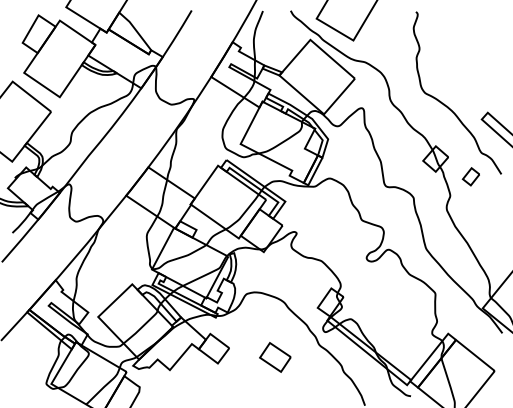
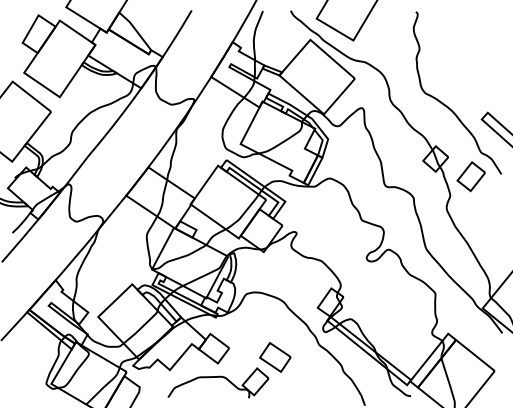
part size: 19x20 px -> 30x32 px (470, 176)
part: none -> present (218, 382)
